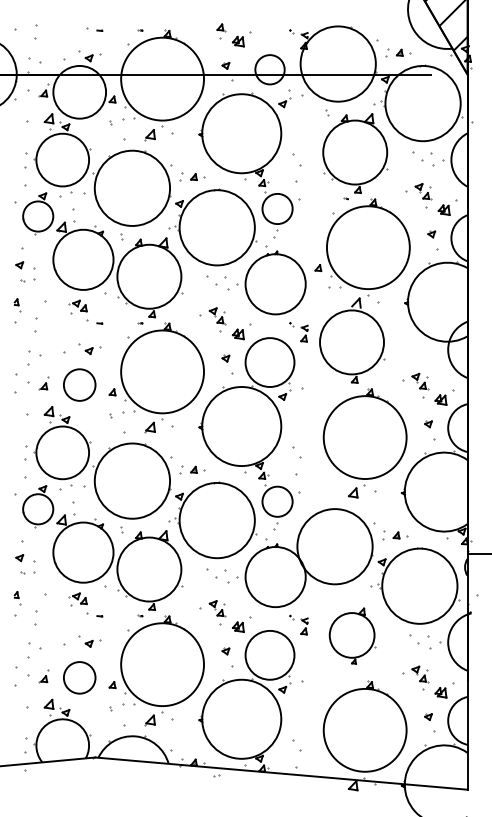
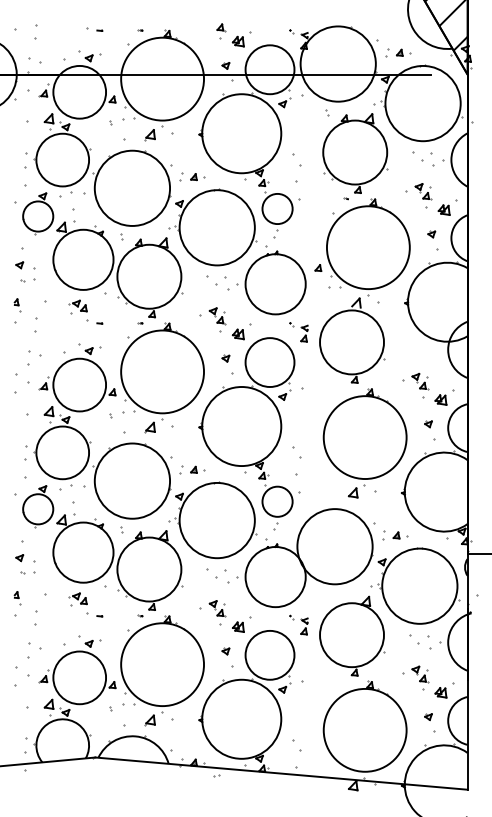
circle diameter: 29 px -> 49 px (269, 69)
circle diameter: 32 px -> 53 px (79, 384)
part size: 49x58 px -> 67x82 px (352, 635)
circle diameter: 32 px -> 53 px (79, 677)
